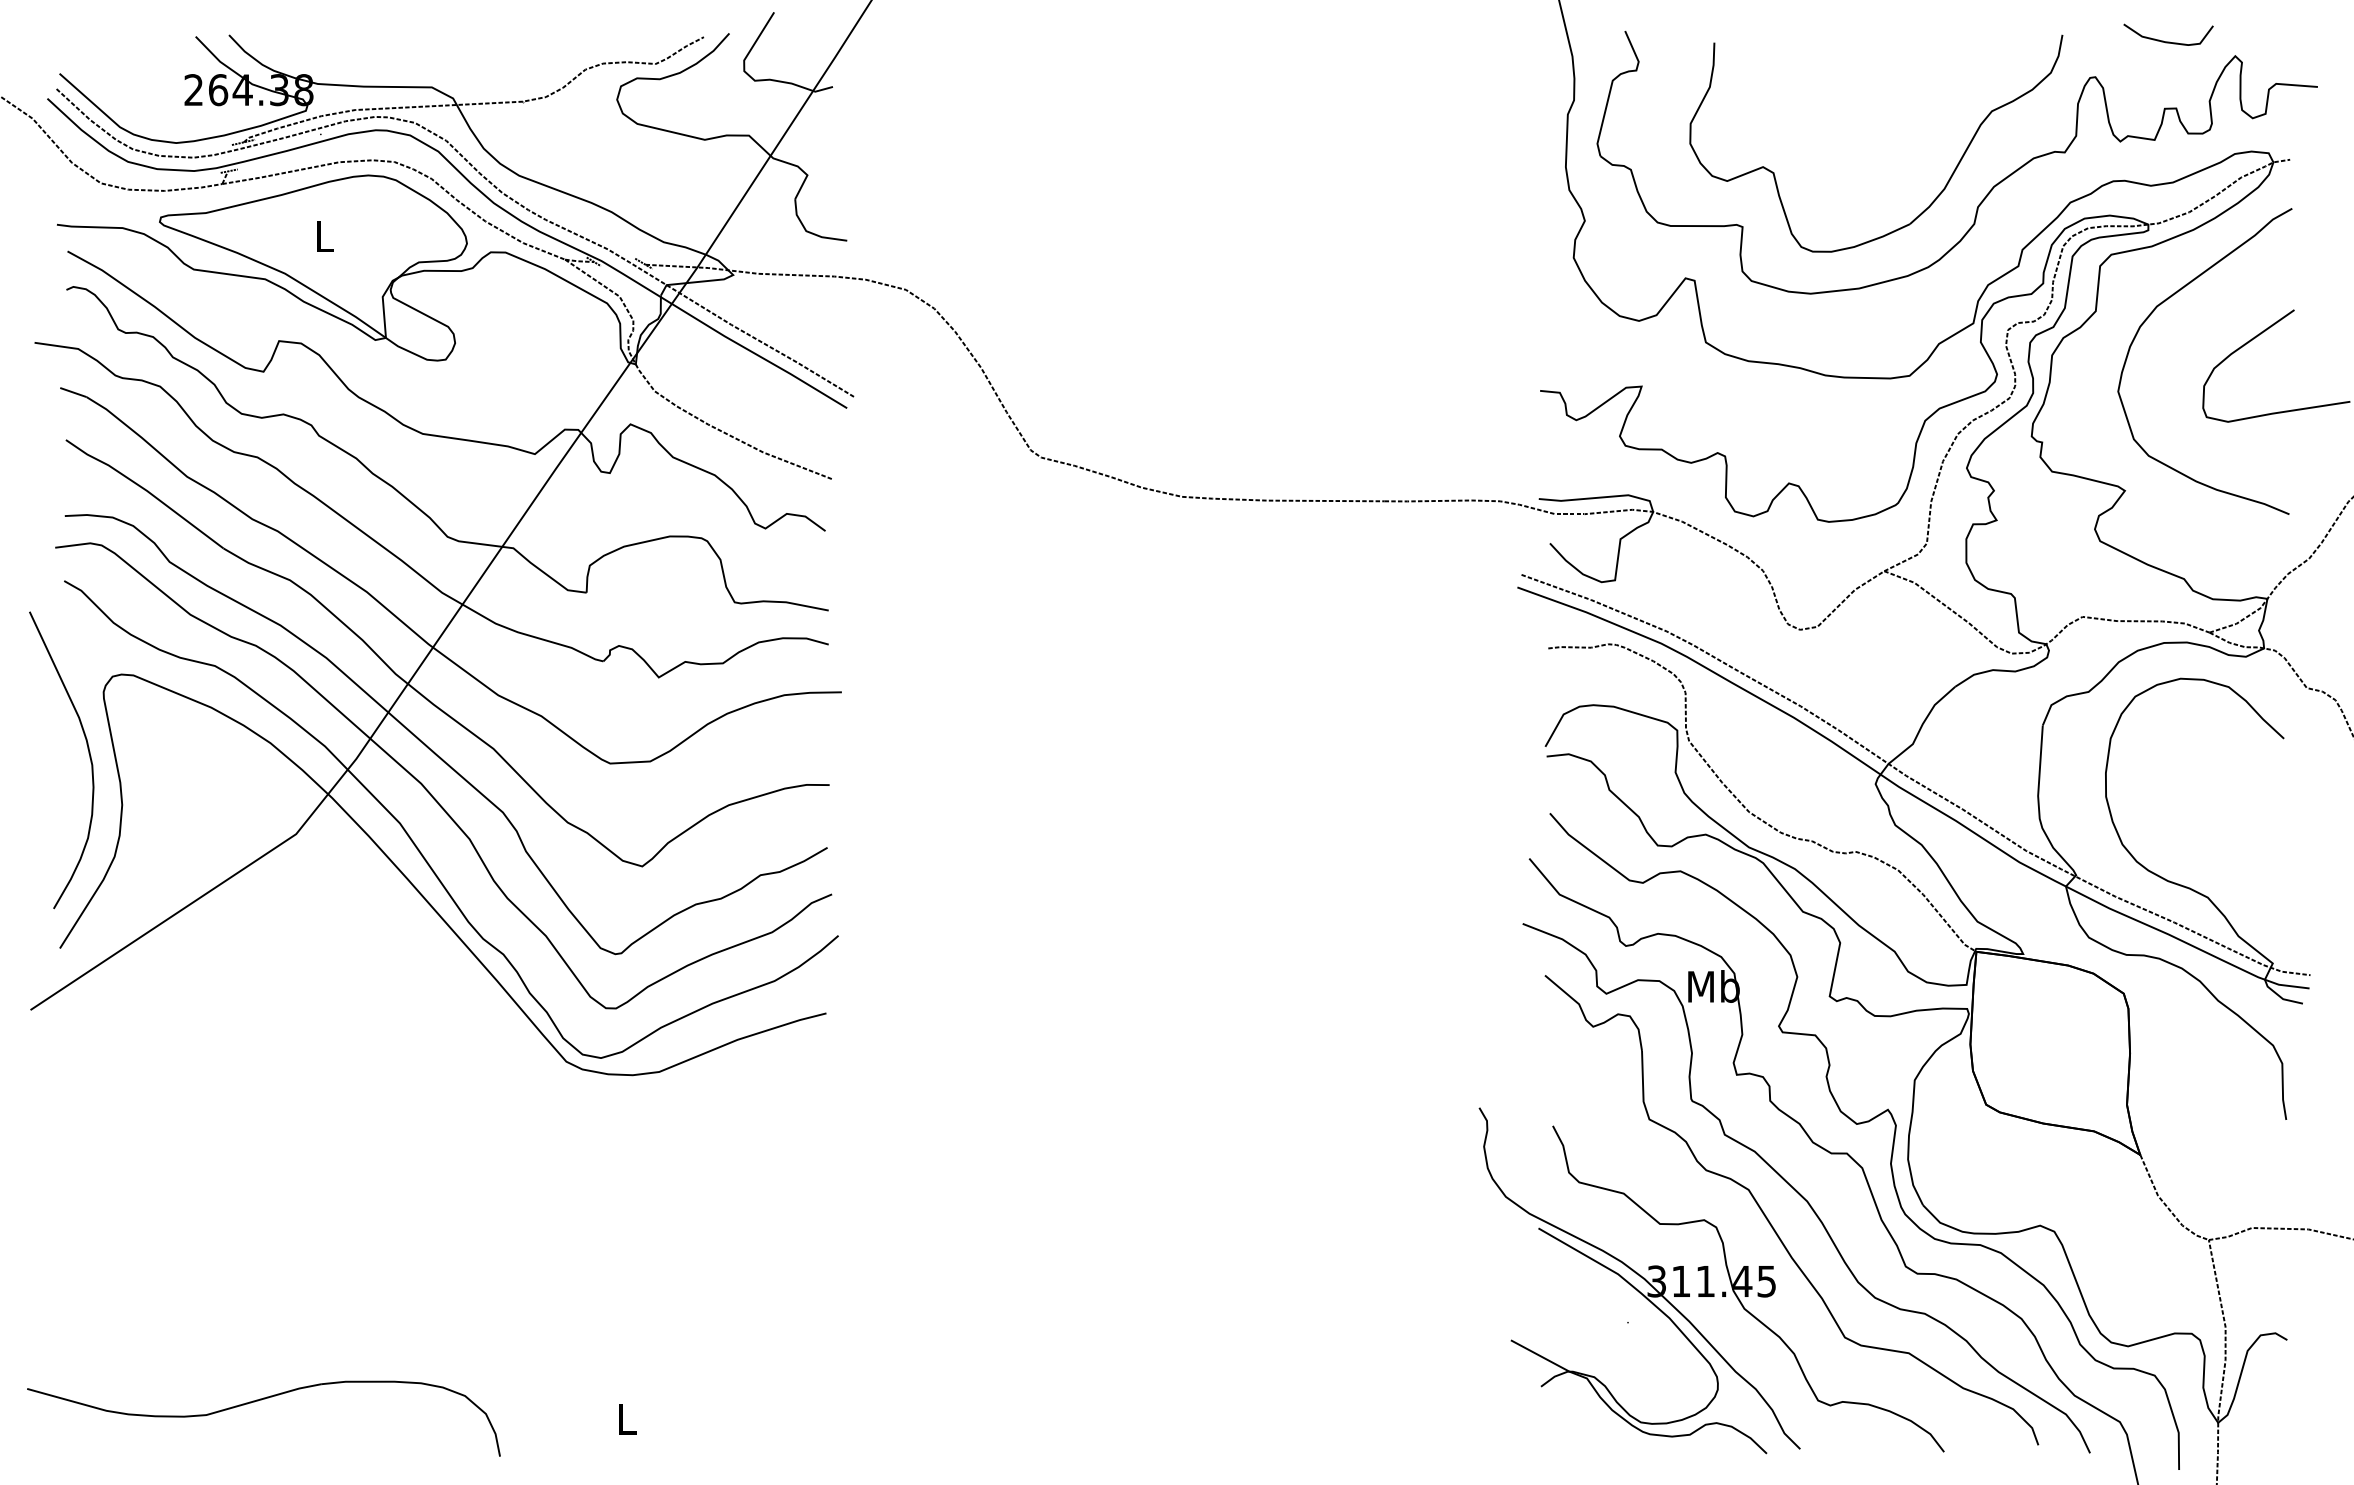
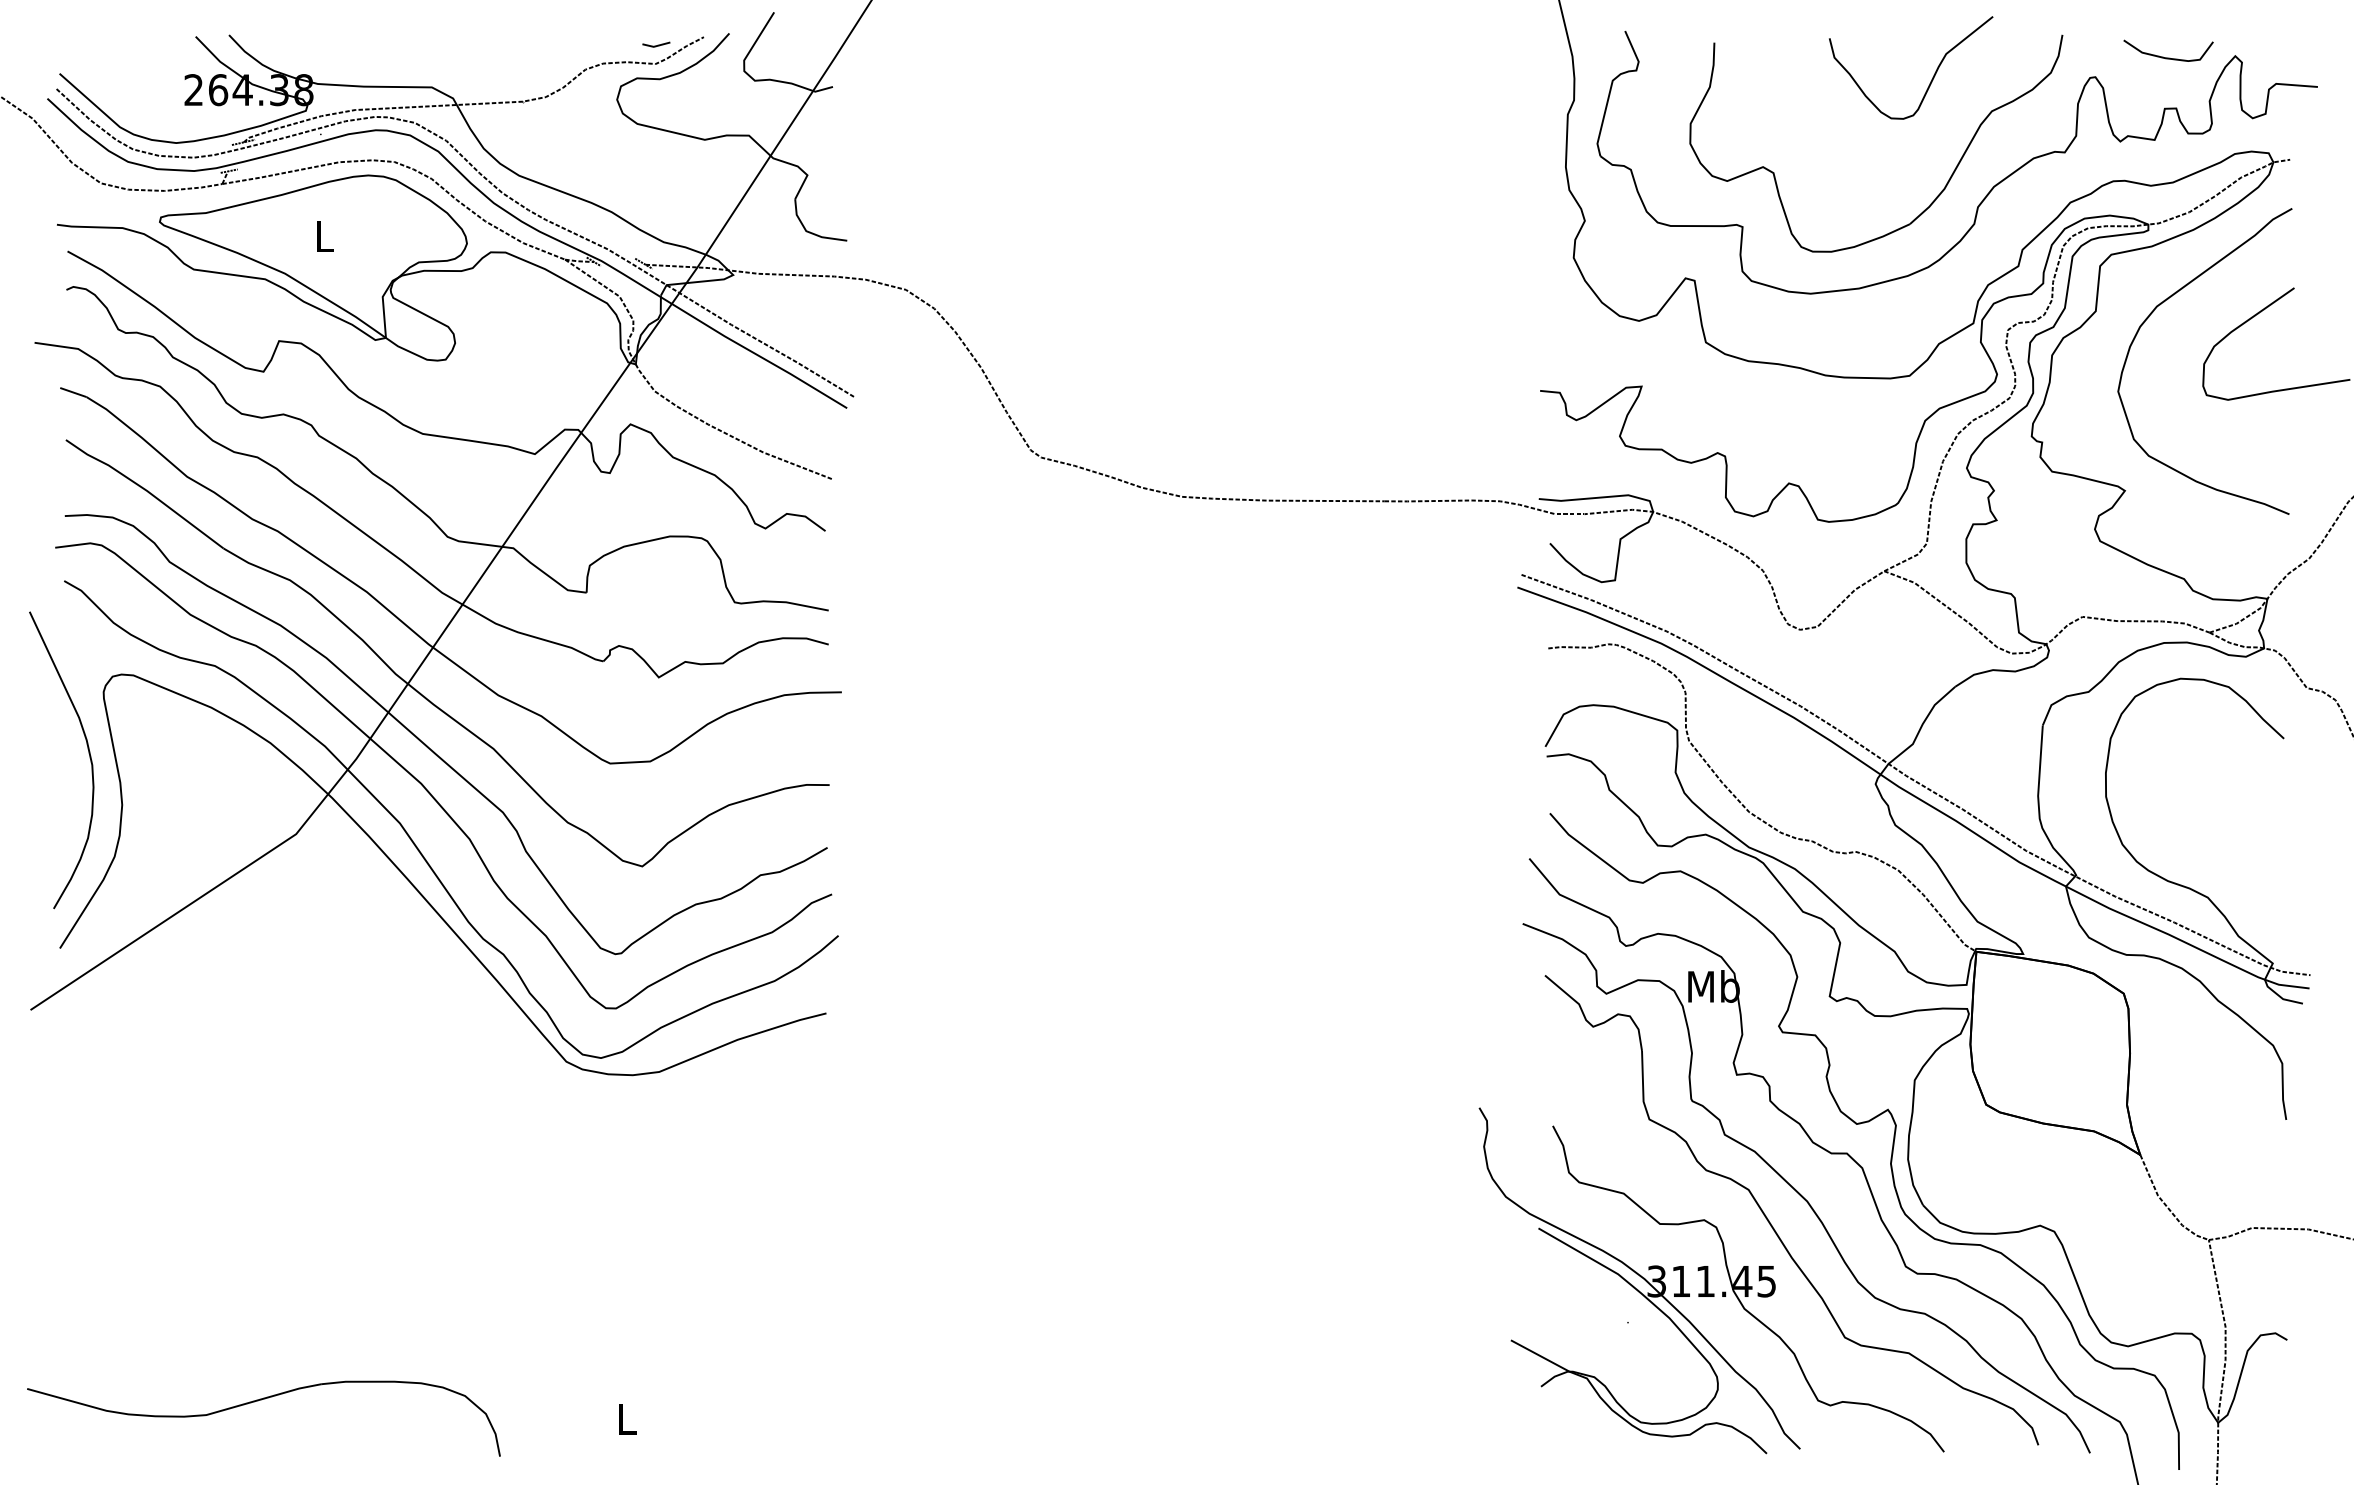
curve position: (2168, 41) -> (2168, 57) (2168, 57)
line: none -> present (657, 44)
curve: none -> present (1932, 77)
curve position: (2258, 336) -> (2258, 314) (2258, 314)
